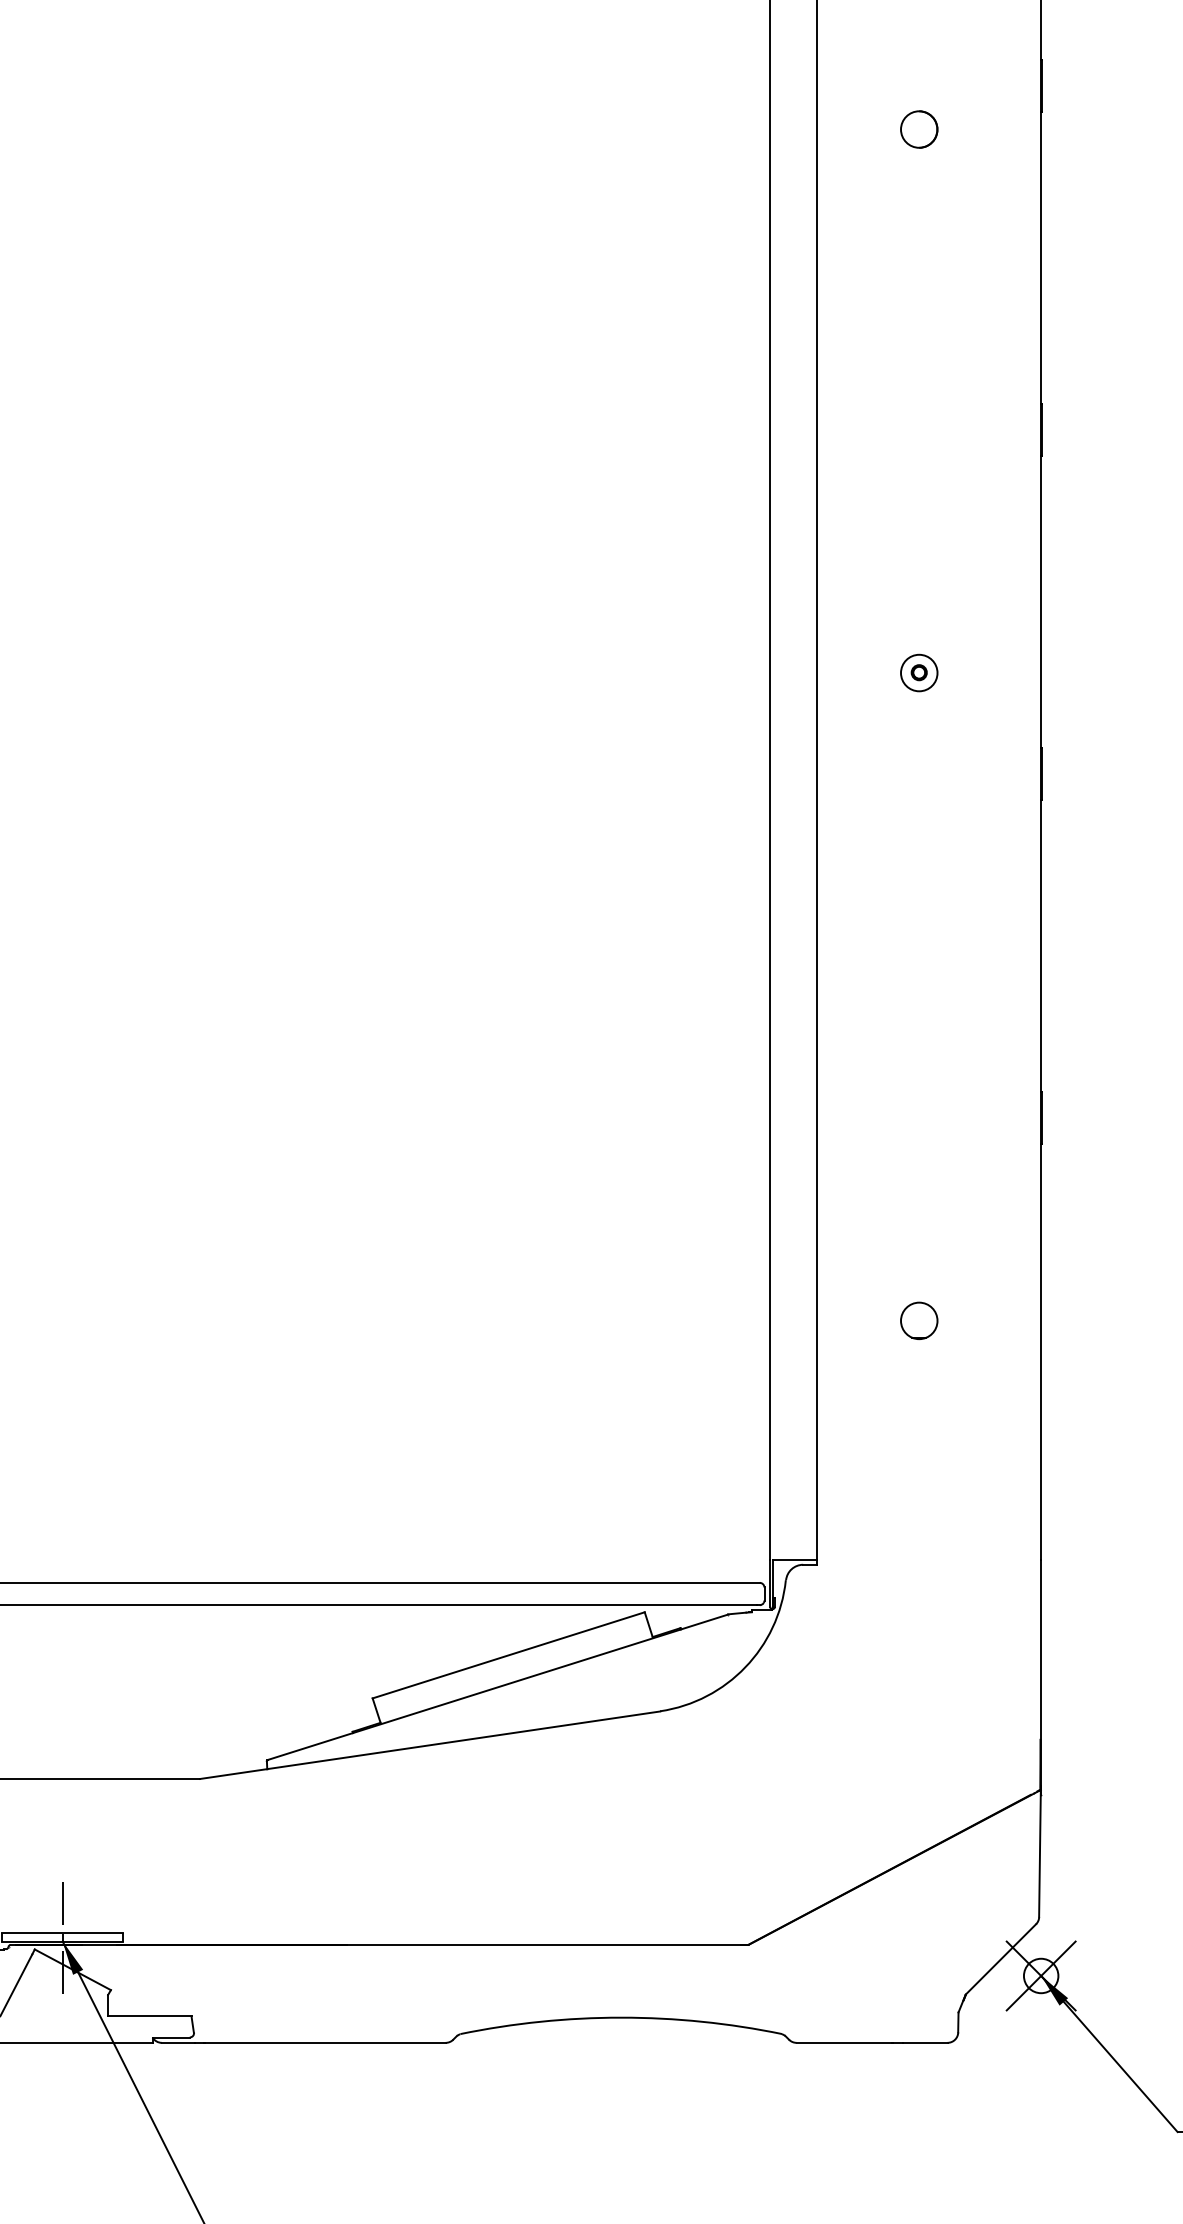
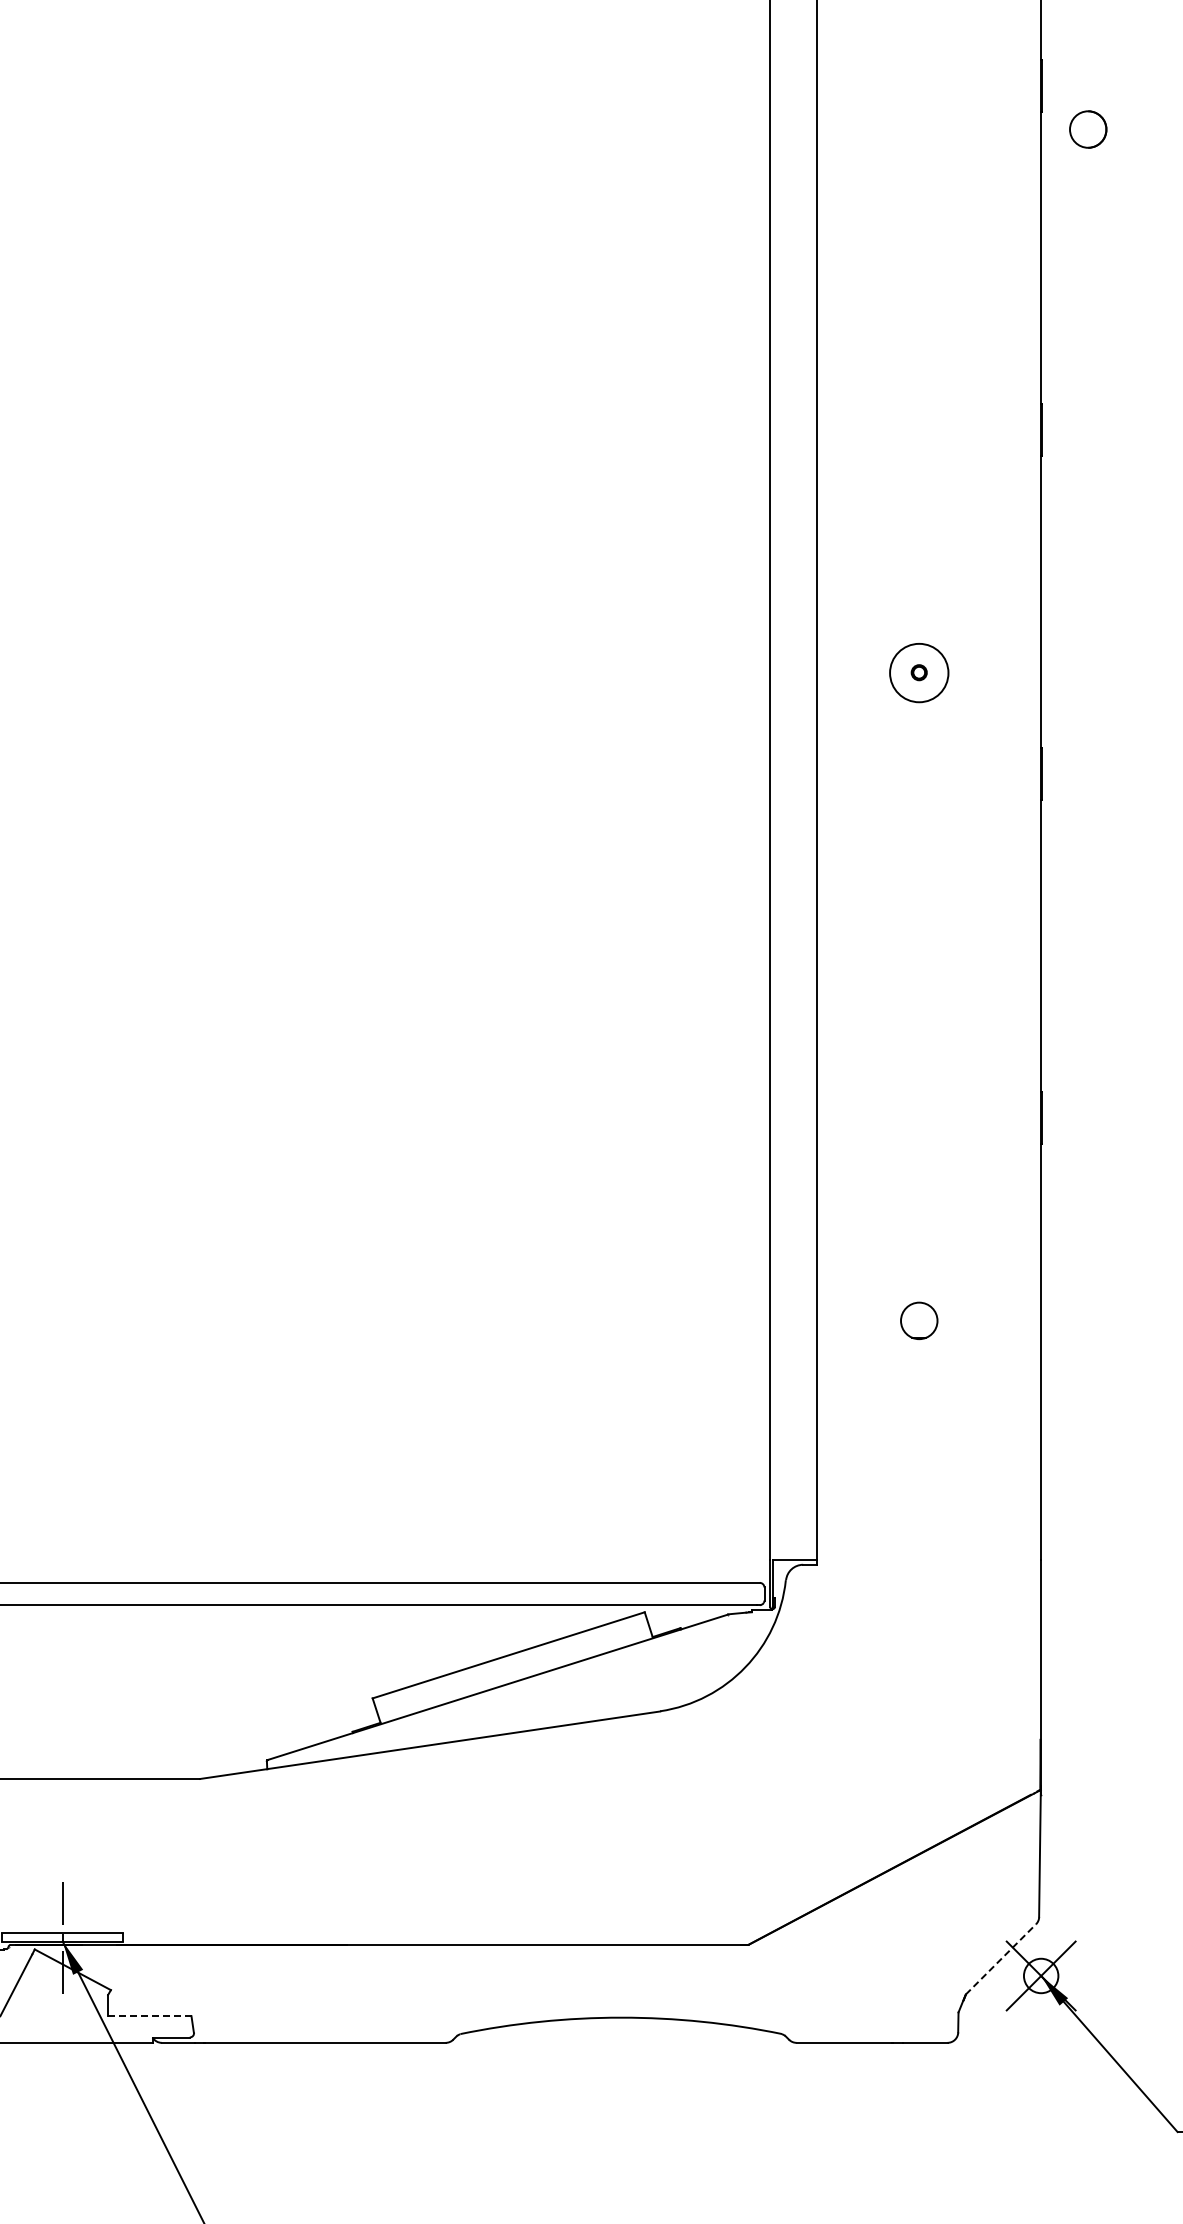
circle position: (919, 129) -> (1088, 129) (1088, 129)
circle diameter: 37 px -> 58 px (919, 672)
line: solid -> dashed (1000, 1959)
line: solid -> dashed (149, 2016)
